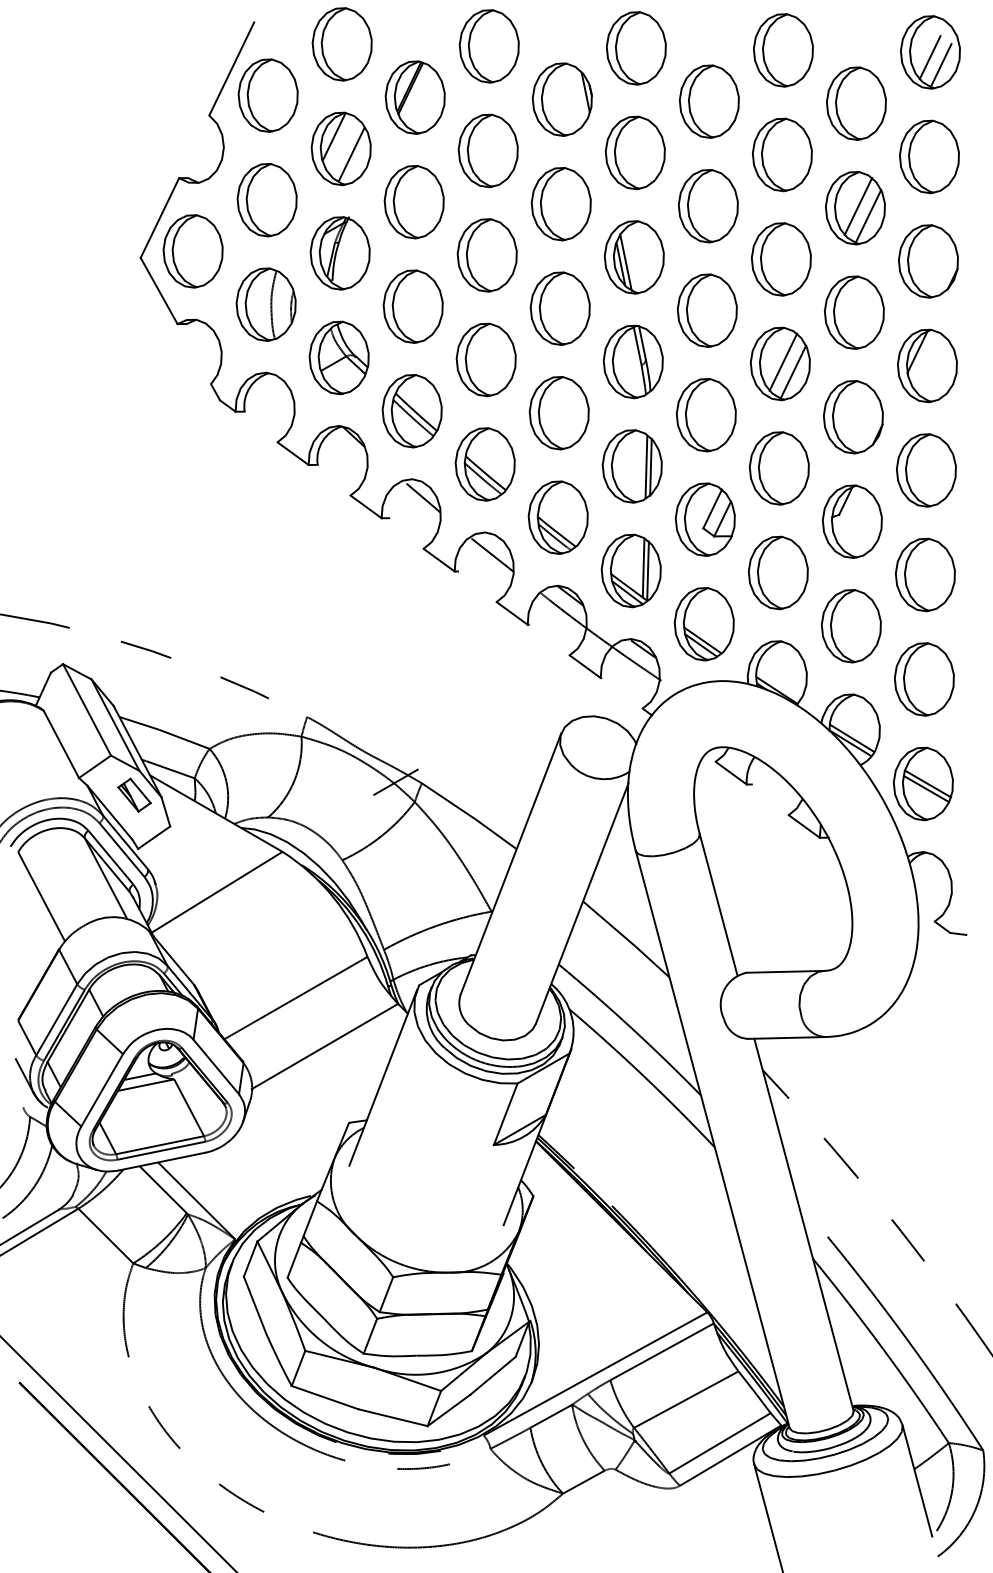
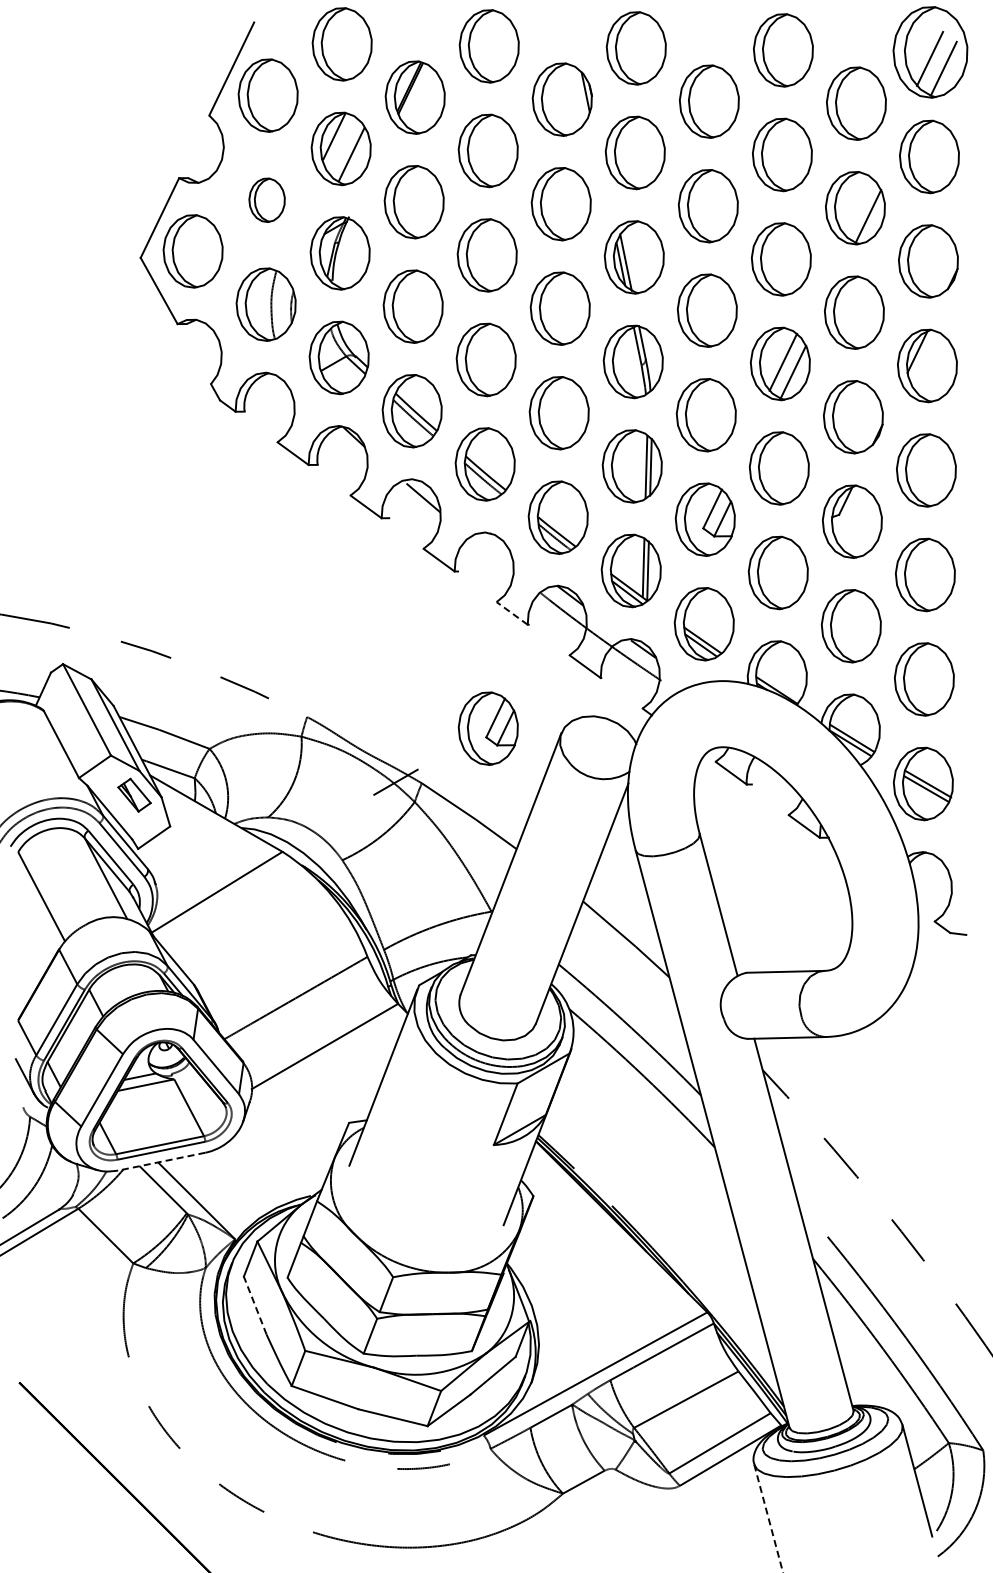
part size: 61x75 px -> 77x93 px (930, 52)
part size: 62x75 px -> 38x46 px (266, 199)
line: present -> none (858, 206)
line: present -> none (492, 554)
line: solid -> dashed (511, 613)
part: none -> present (487, 728)
line: solid -> dashed (161, 1161)
line: solid -> dashed (255, 1305)
line: present -> none (118, 1453)
line: solid -> dashed (768, 1518)
